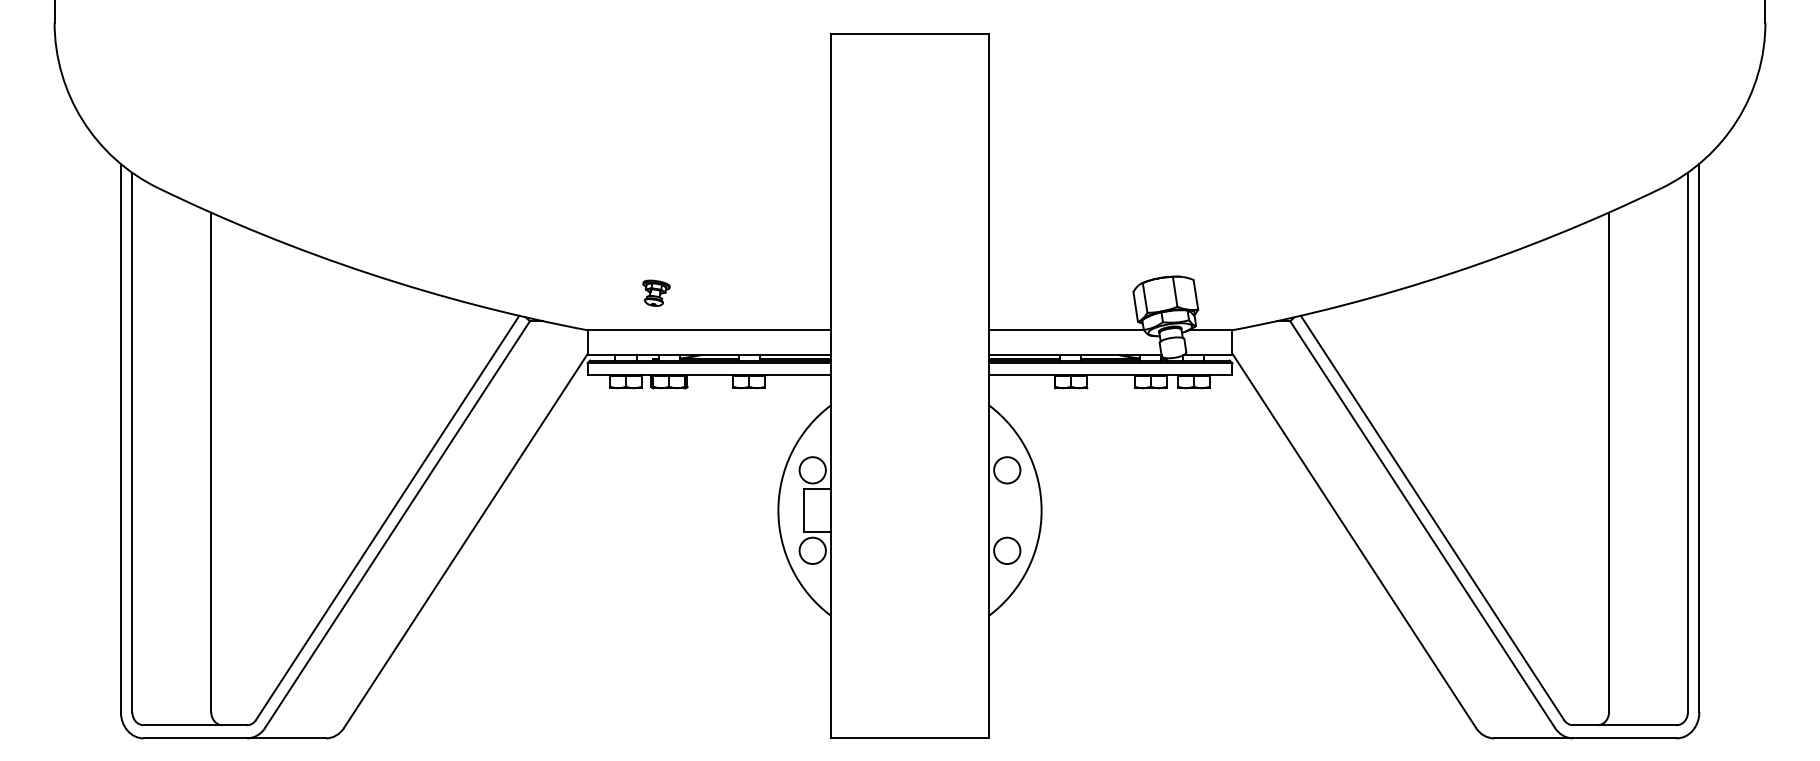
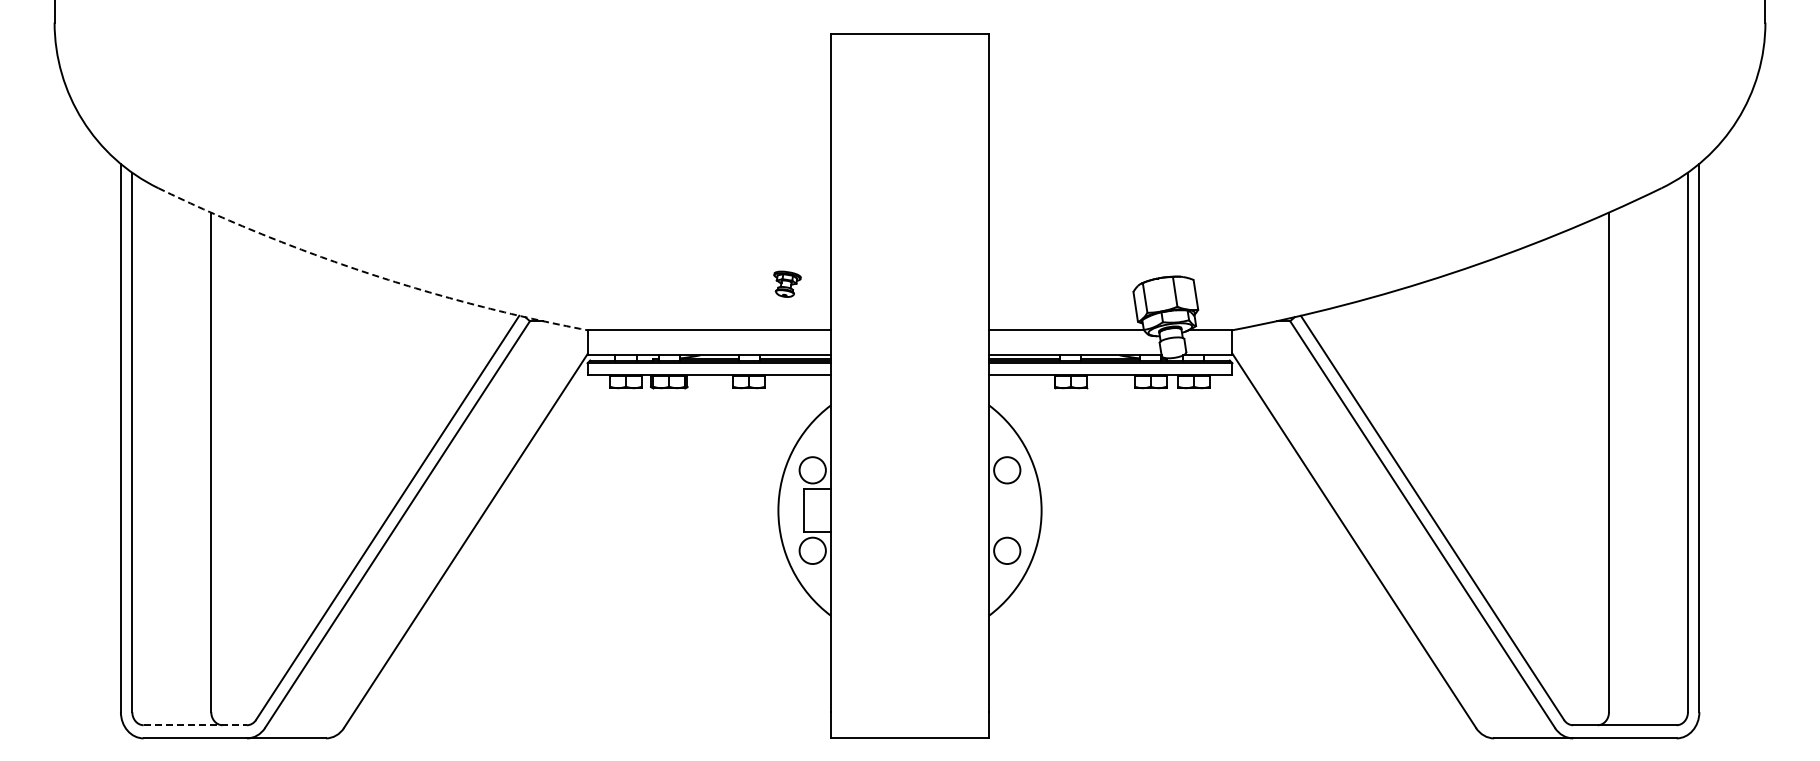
arc: solid -> dashed (368, 273)
part position: (656, 292) -> (787, 283) (787, 283)
line: solid -> dashed (195, 725)
